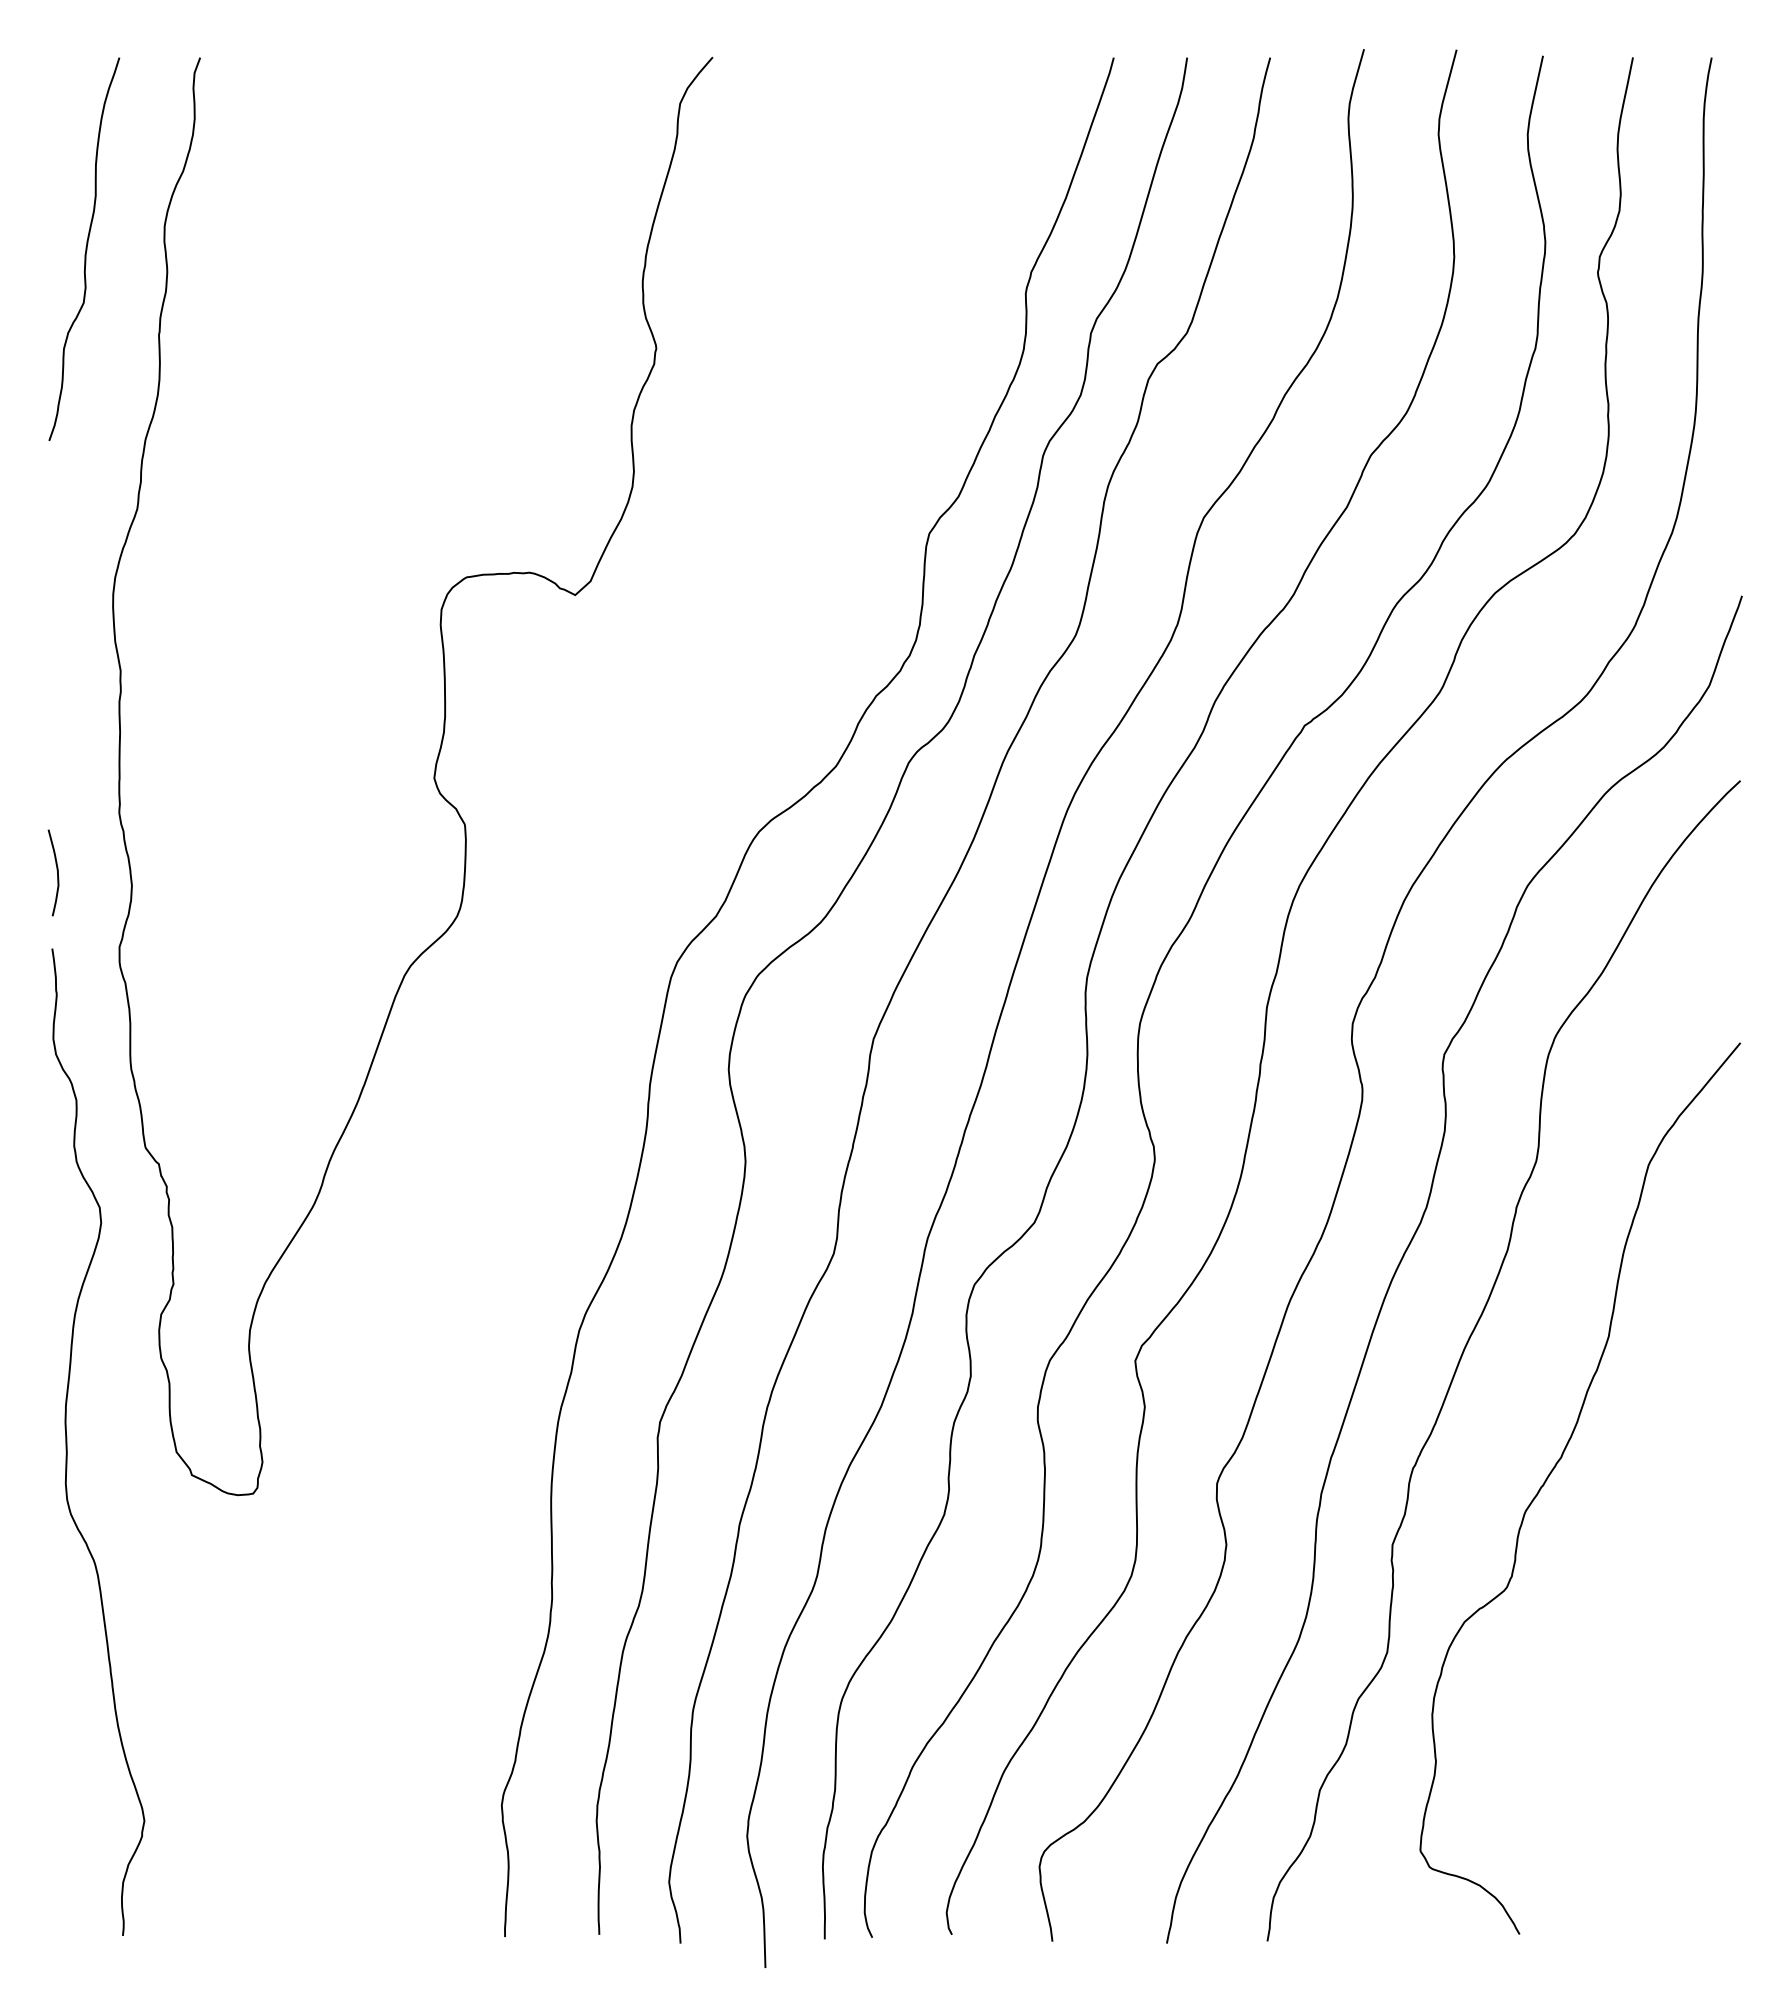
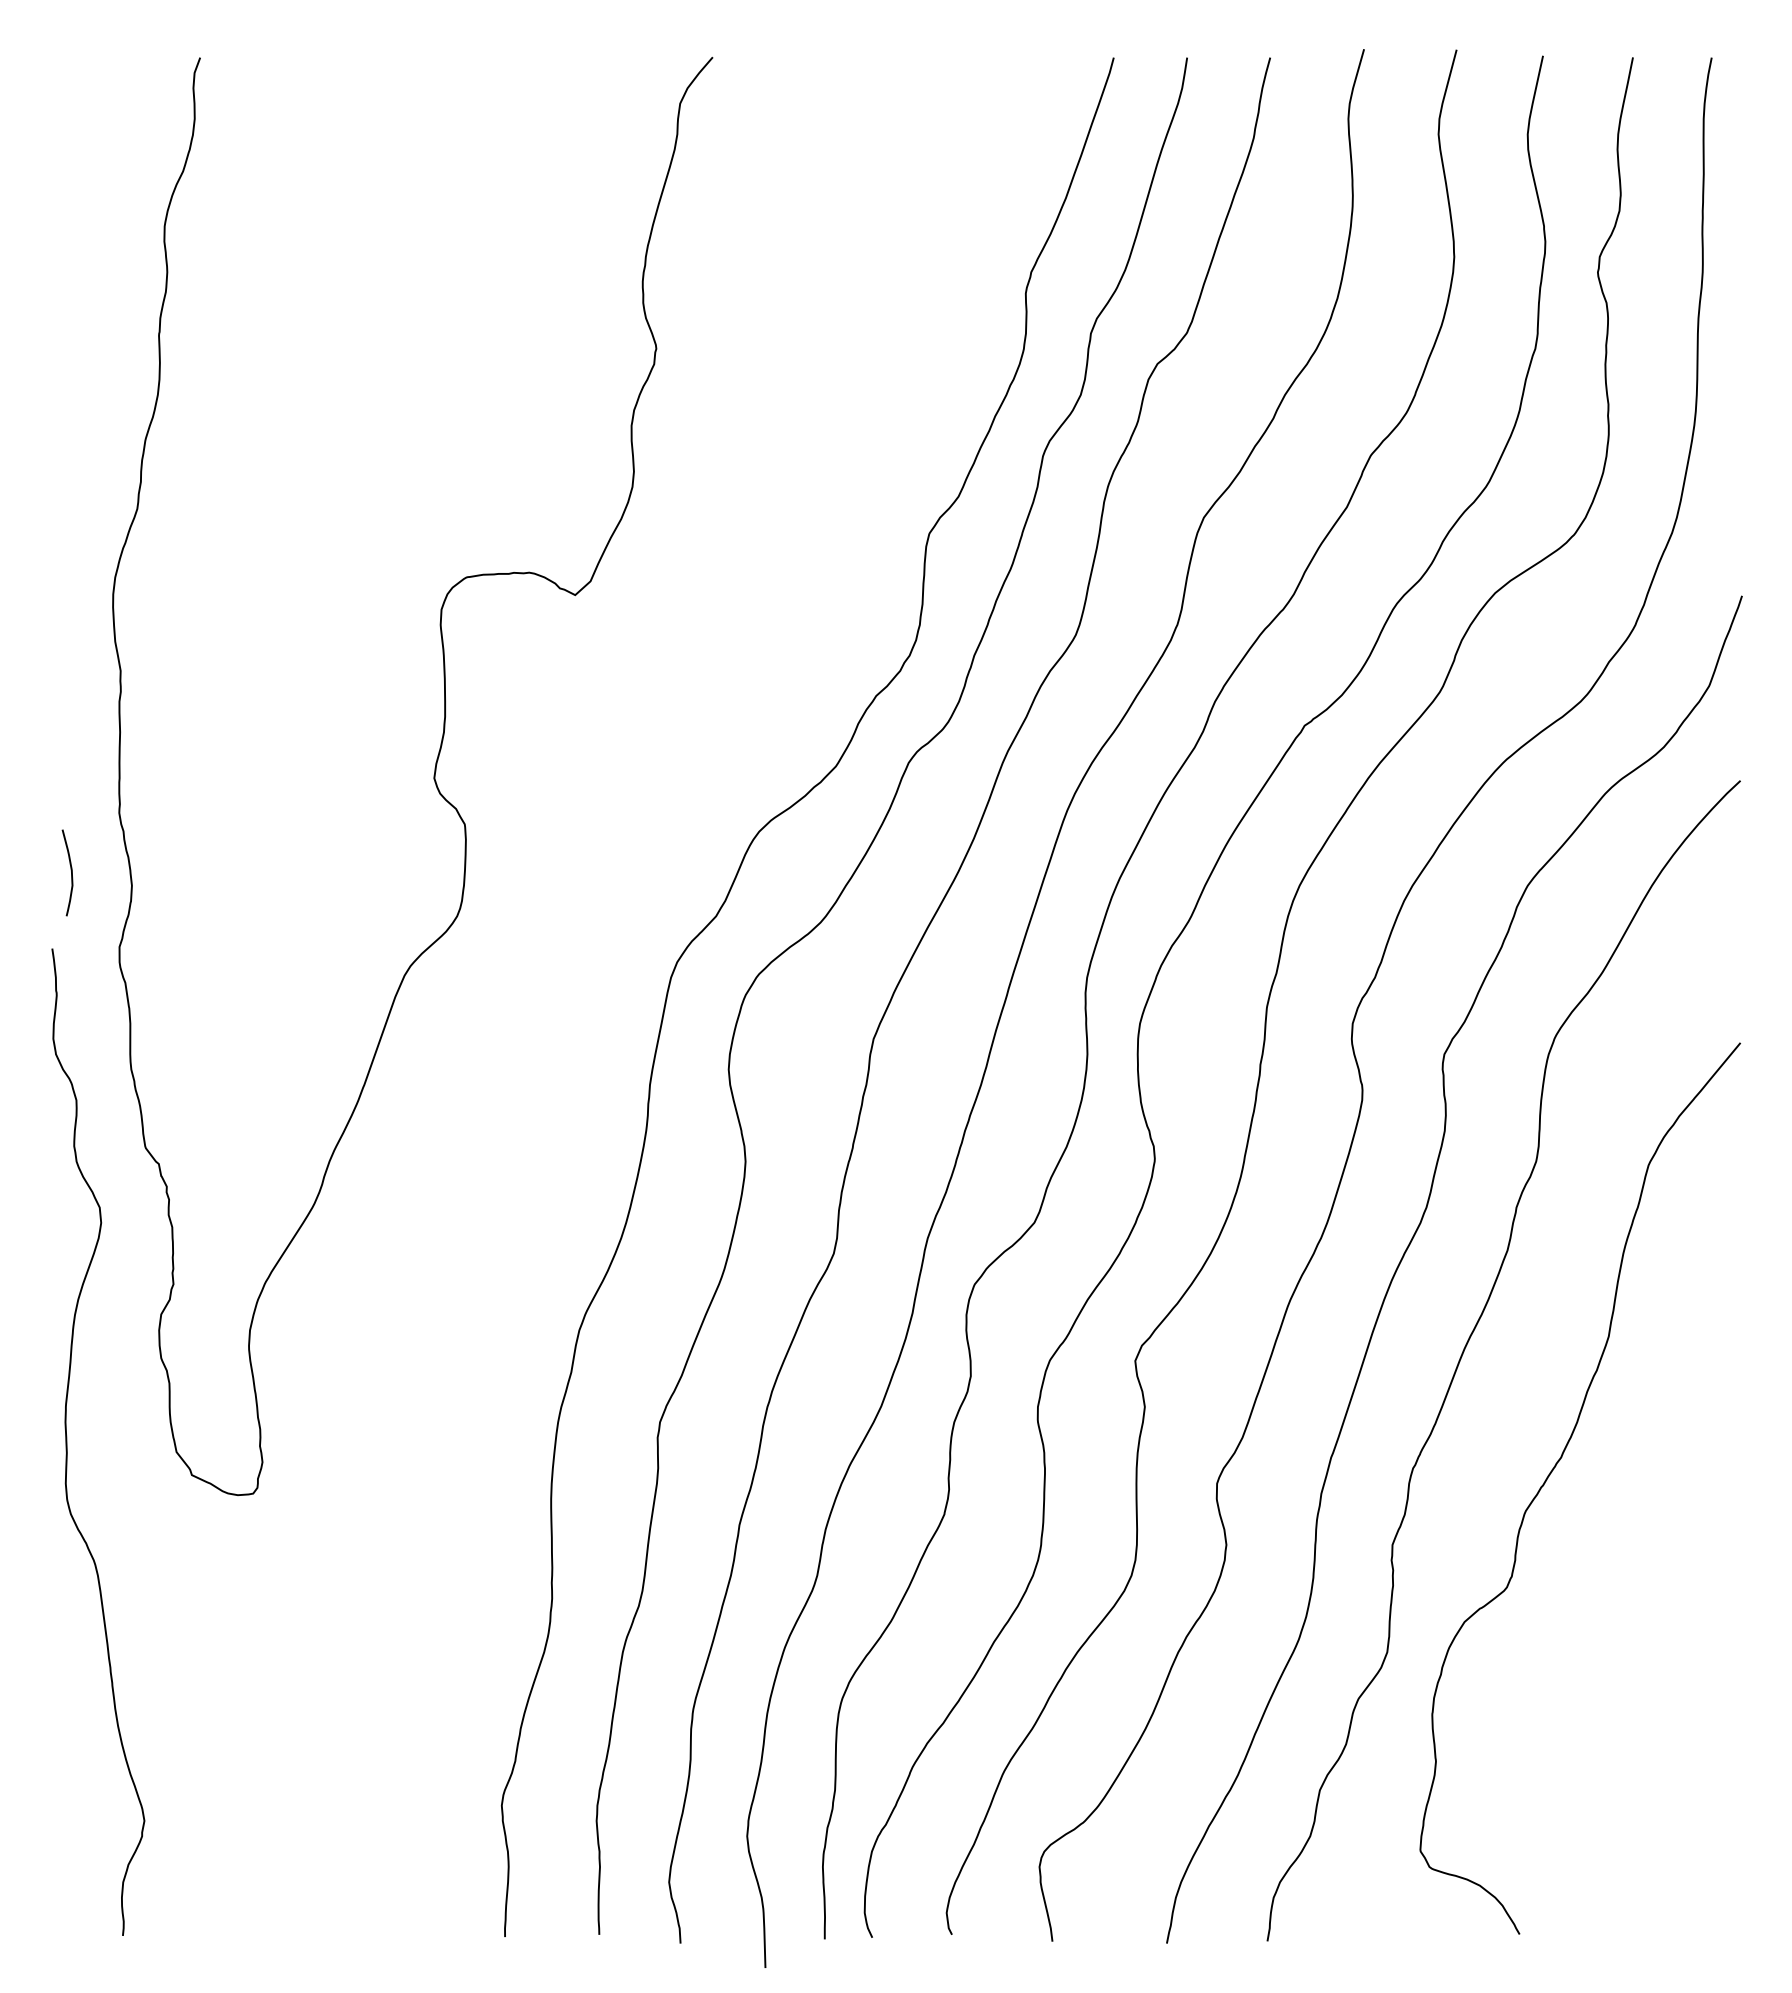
curve: present -> none (85, 248)
curve position: (56, 870) -> (70, 870) (70, 870)
